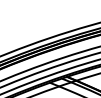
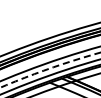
arc: solid -> dashed (48, 69)
